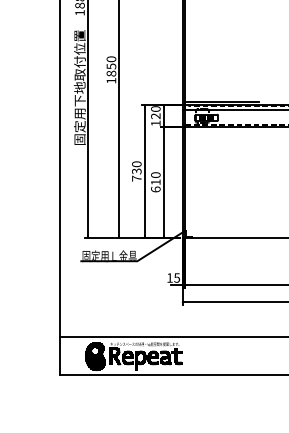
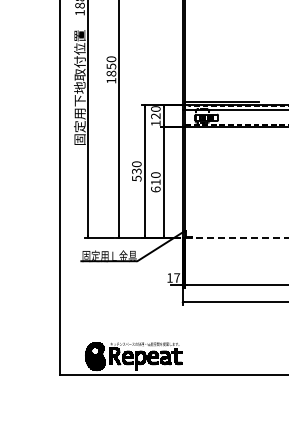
text: 730 -> 530 (136, 178)
line: solid -> dashed (237, 237)
text: 15 -> 17 (177, 277)
line: present -> none (172, 337)
